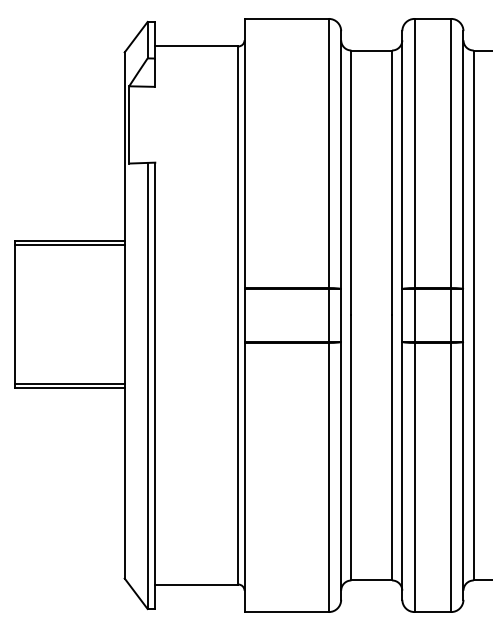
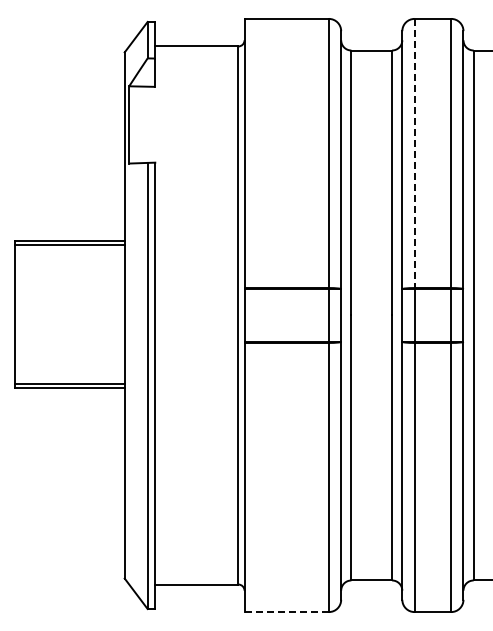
line: solid -> dashed (414, 153)
line: solid -> dashed (287, 612)
